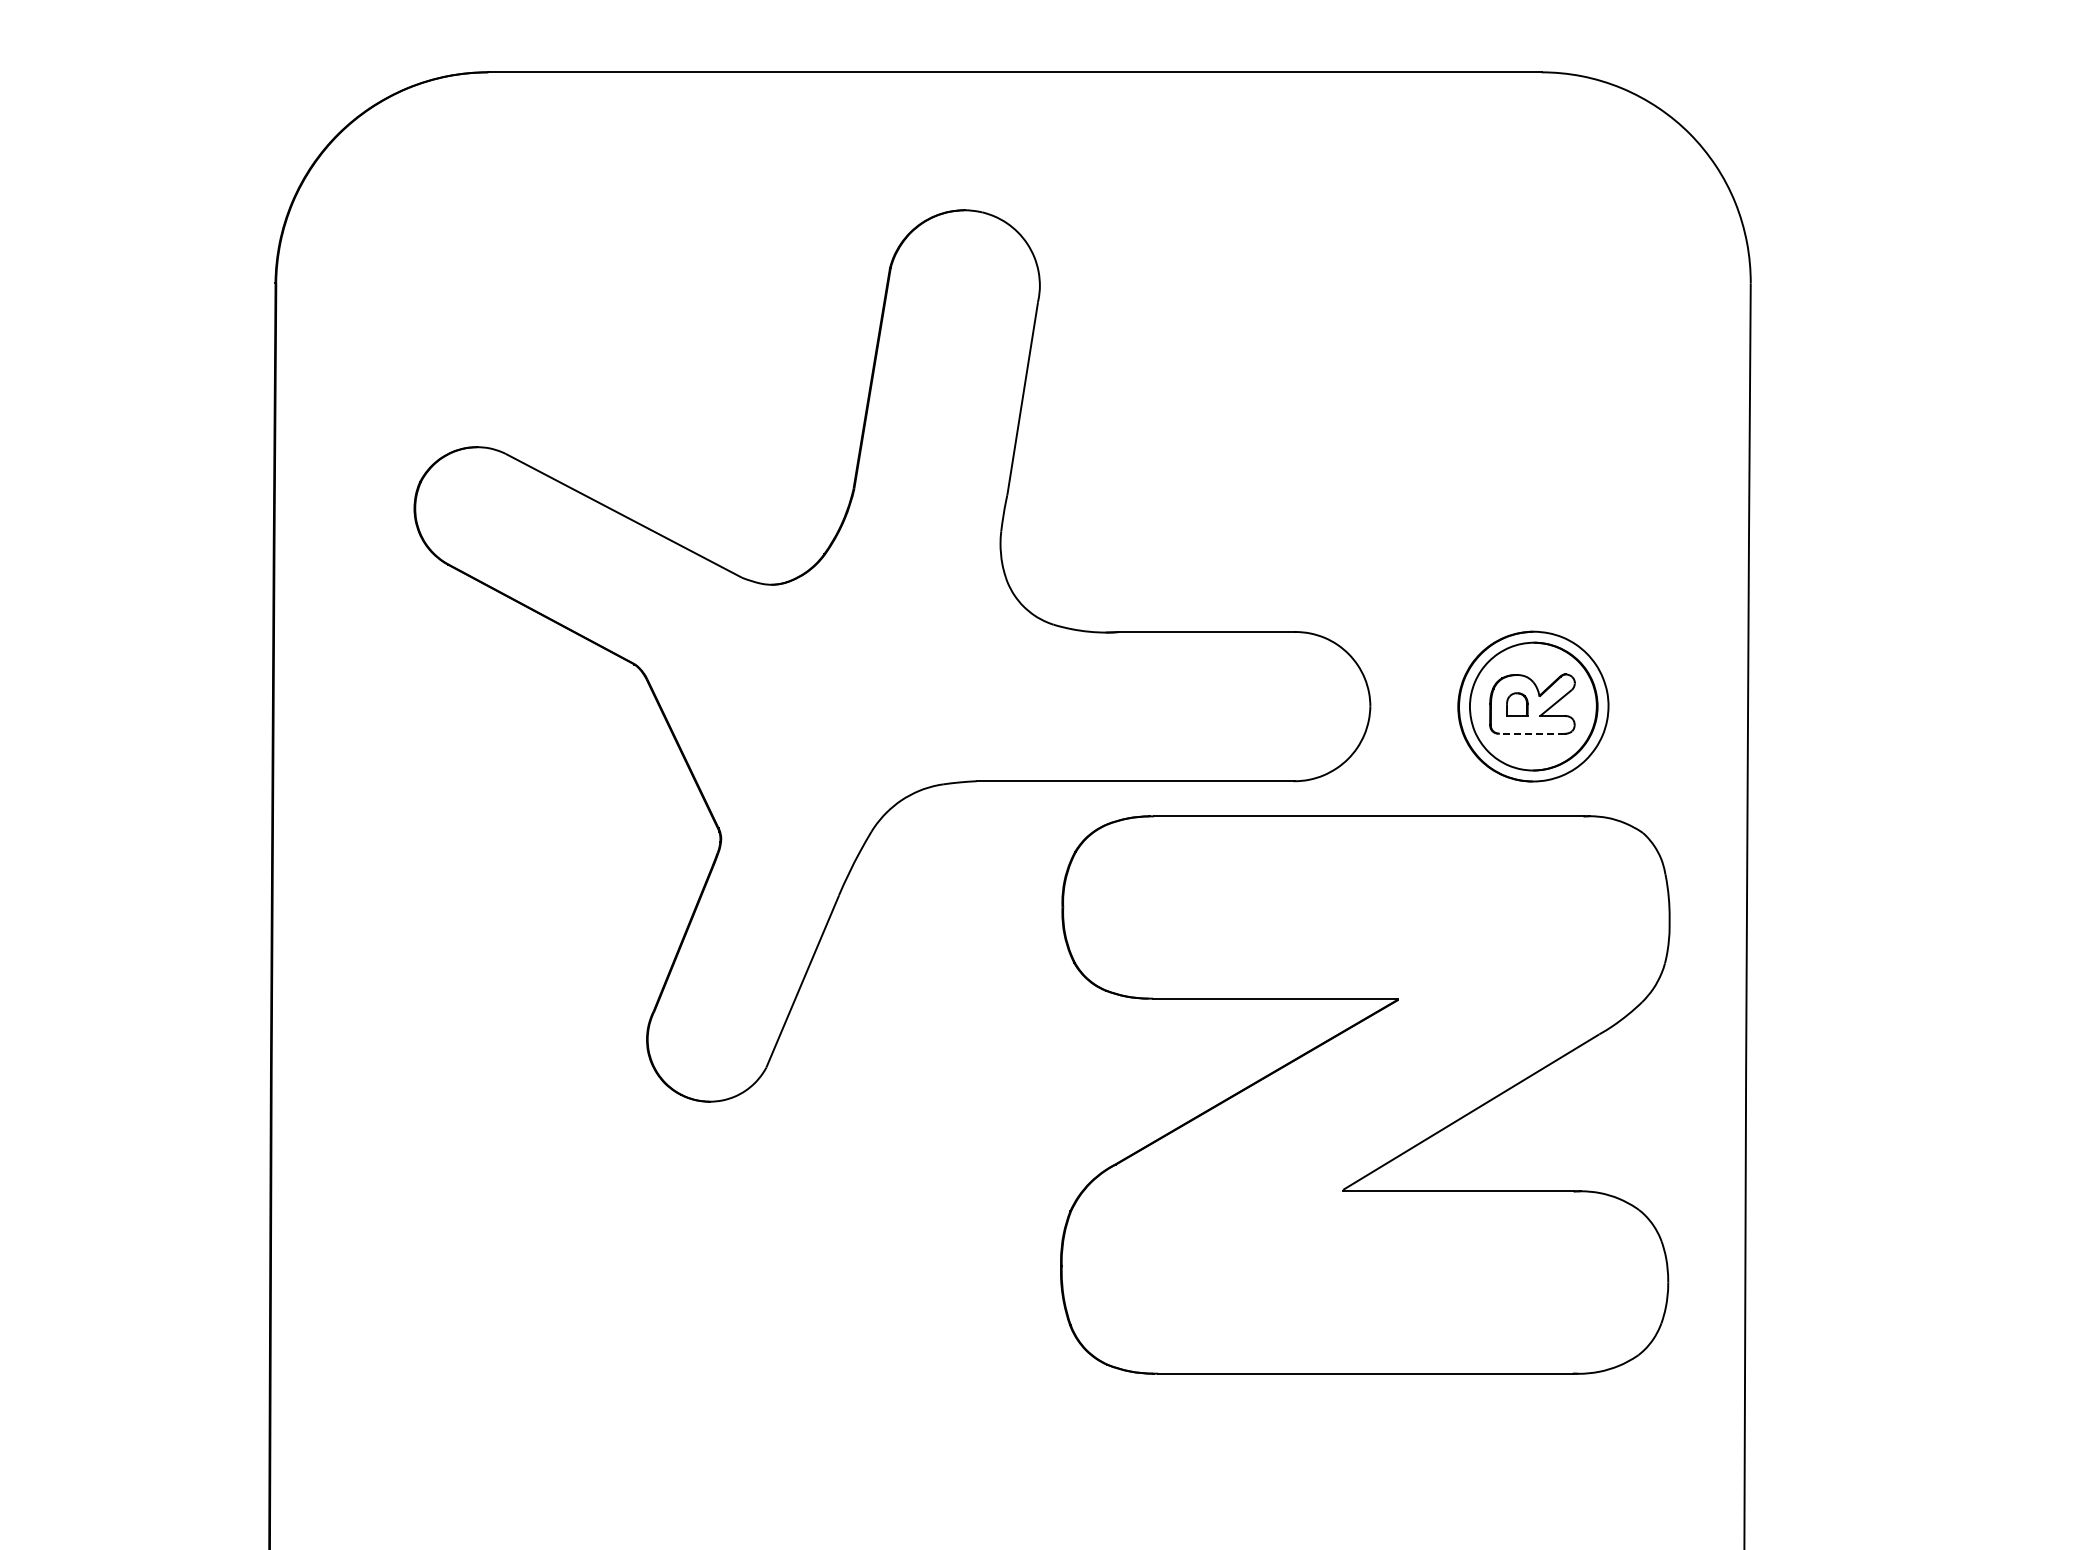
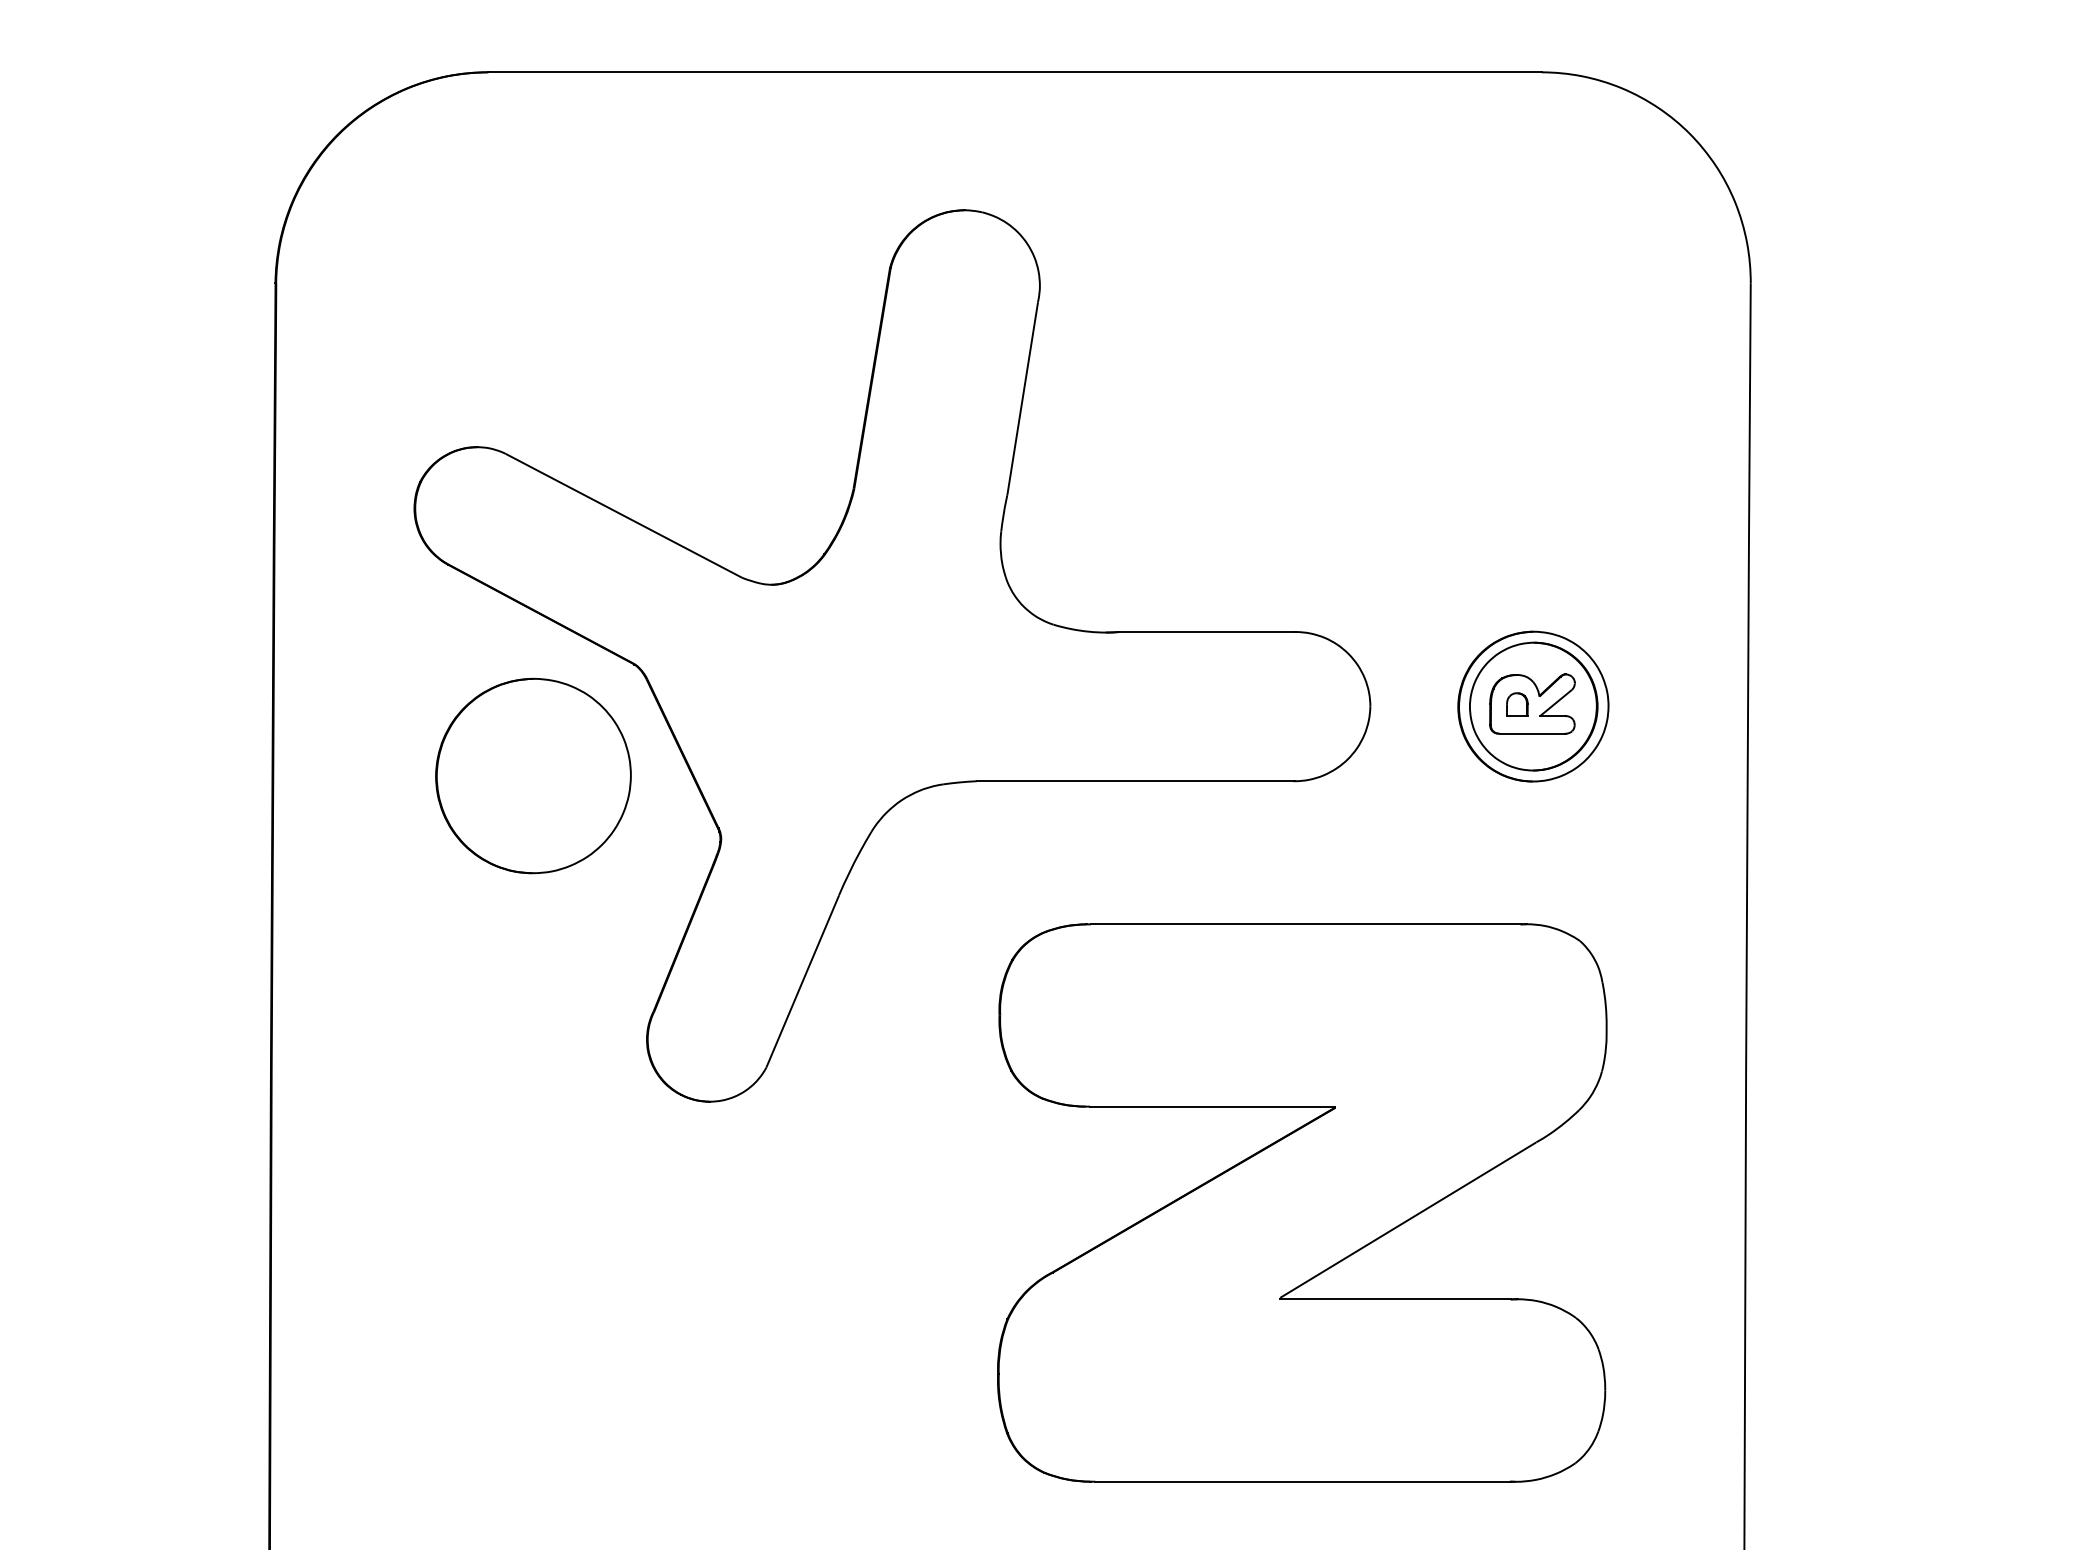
line: dashed -> solid (1532, 733)
part: none -> present (533, 775)
part position: (1365, 1094) -> (1302, 1202) (1302, 1202)
